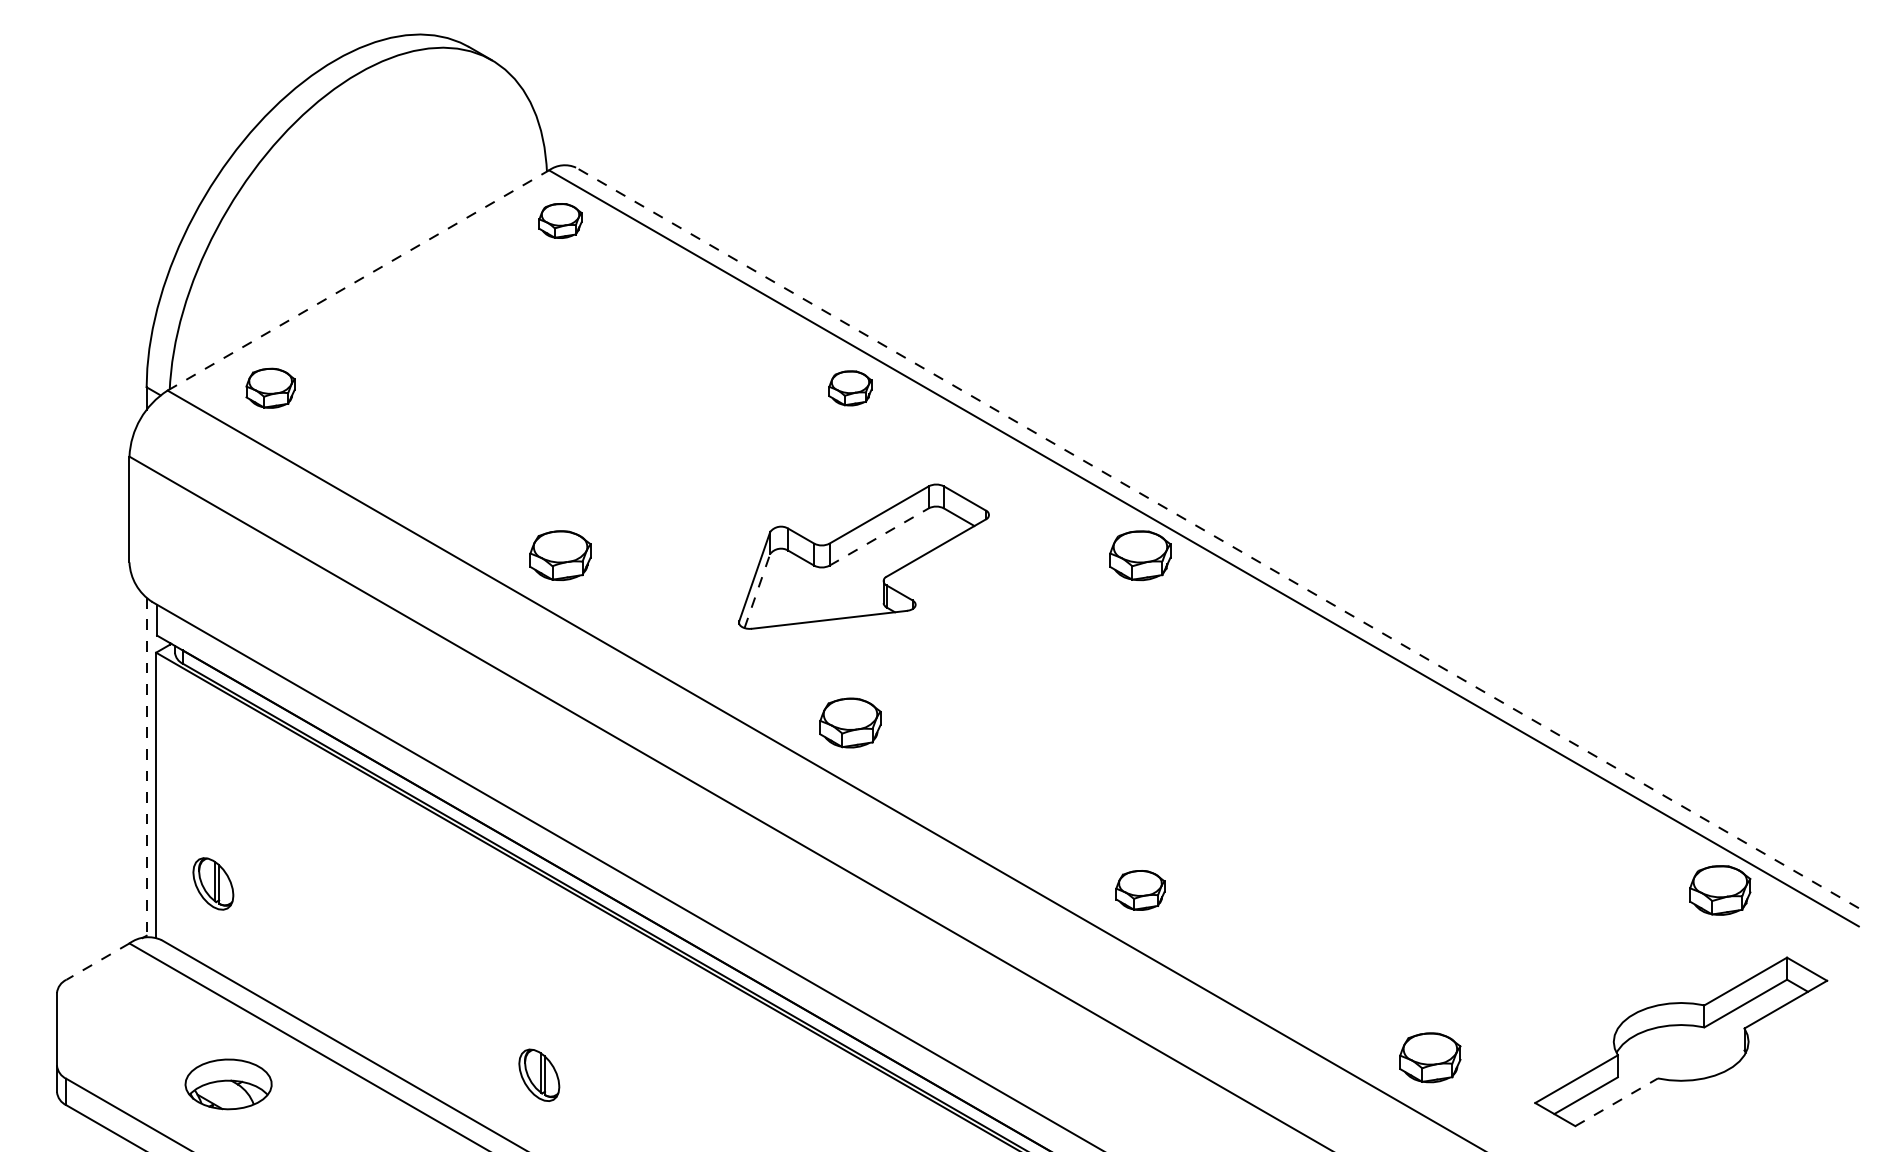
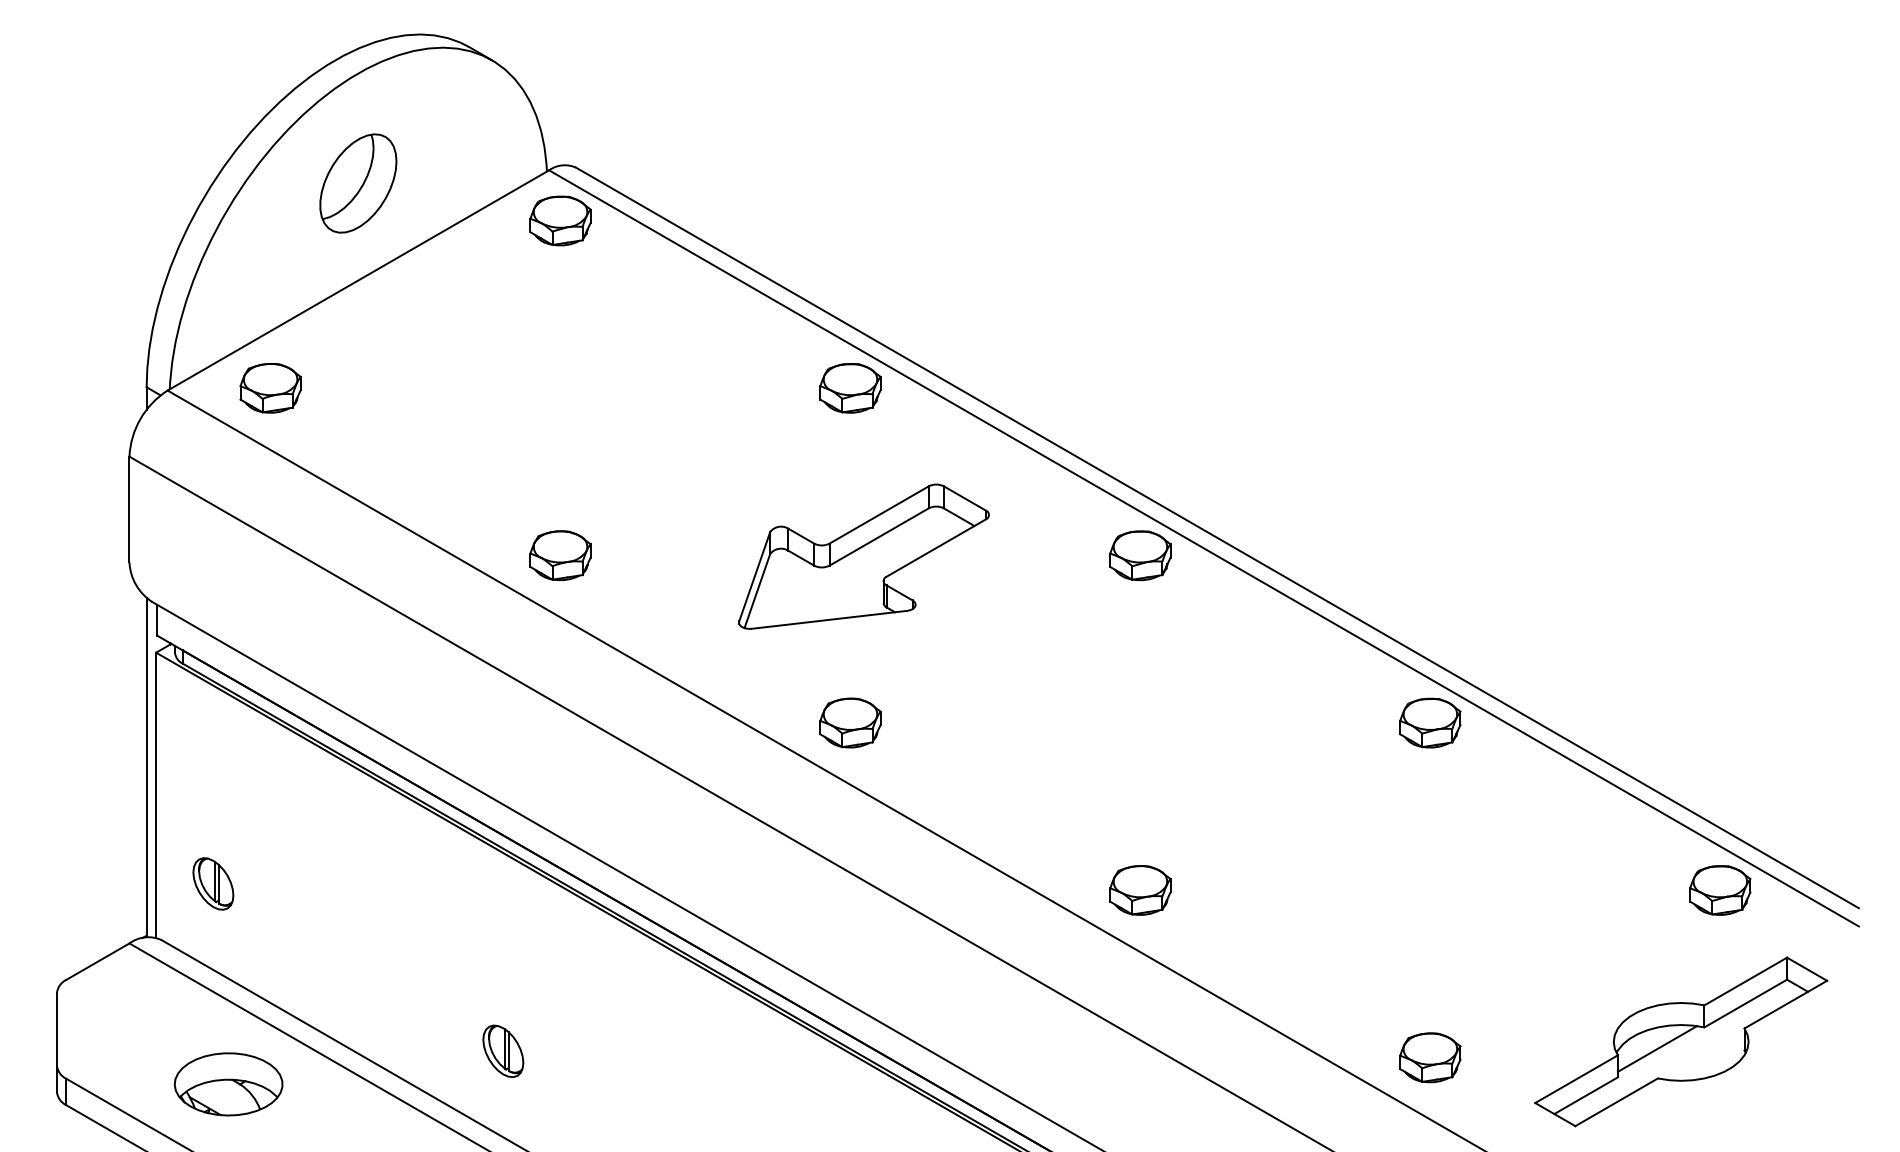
part: none -> present (358, 183)
part size: 45x36 px -> 63x52 px (560, 220)
line: dashed -> solid (358, 280)
part size: 51x42 px -> 63x51 px (270, 388)
part size: 45x37 px -> 63x51 px (850, 388)
line: dashed -> solid (879, 536)
line: dashed -> solid (1217, 537)
line: dashed -> solid (757, 590)
part: none -> present (1430, 722)
line: dashed -> solid (146, 767)
part size: 51x41 px -> 63x51 px (1140, 890)
line: dashed -> solid (97, 961)
line: none -> present (1657, 1048)
part position: (539, 1074) -> (503, 1050) (503, 1050)
part size: 89x53 px -> 111x65 px (228, 1084)
line: dashed -> solid (1616, 1102)
